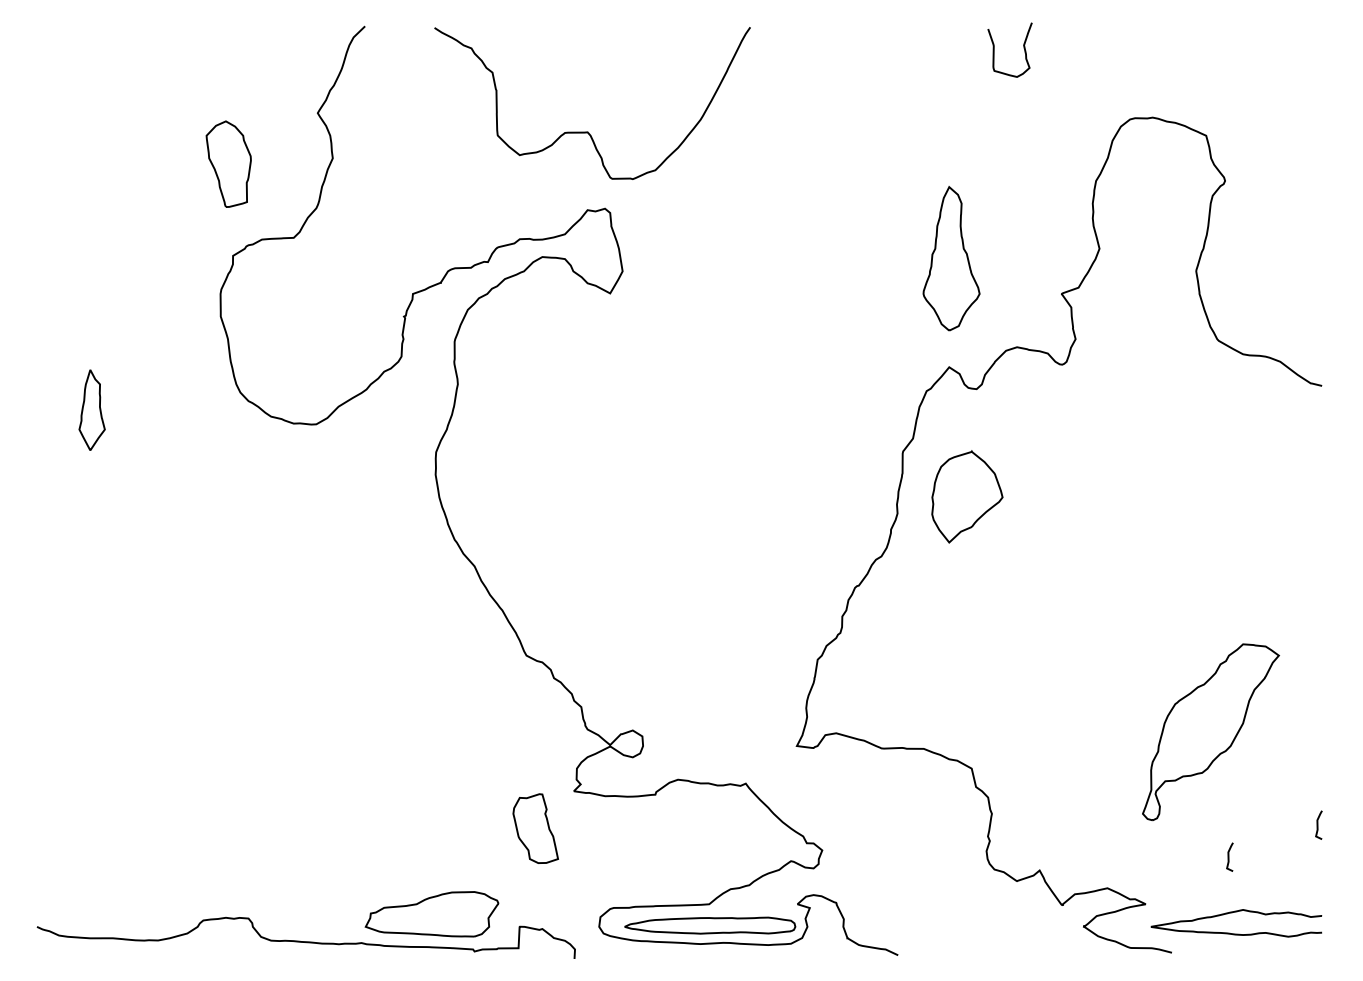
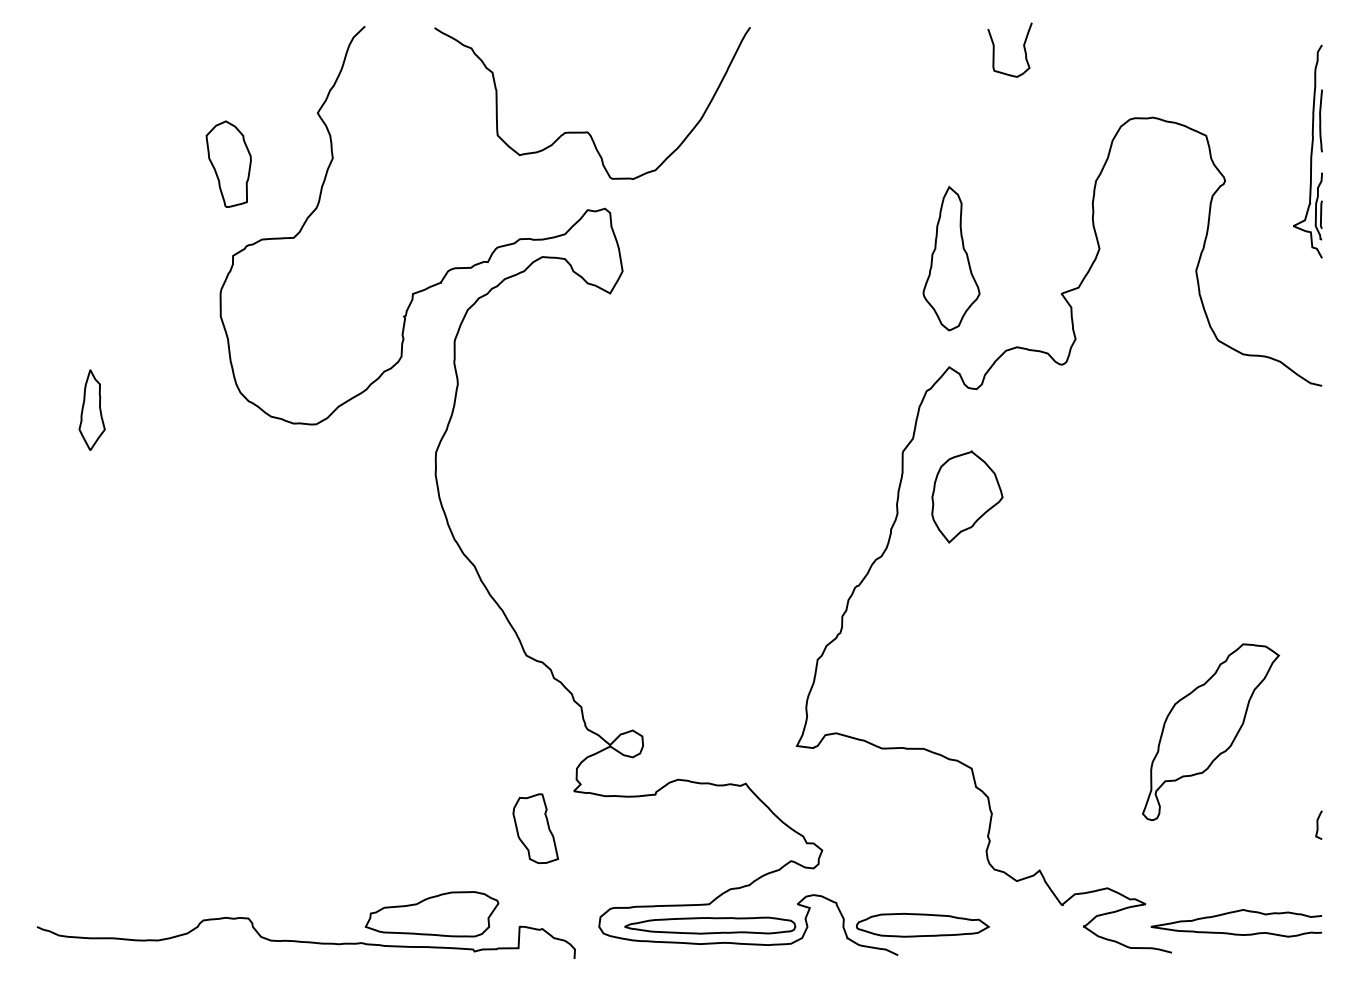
part: none -> present (1307, 151)
curve: present -> none (1229, 856)
part: none -> present (923, 925)
